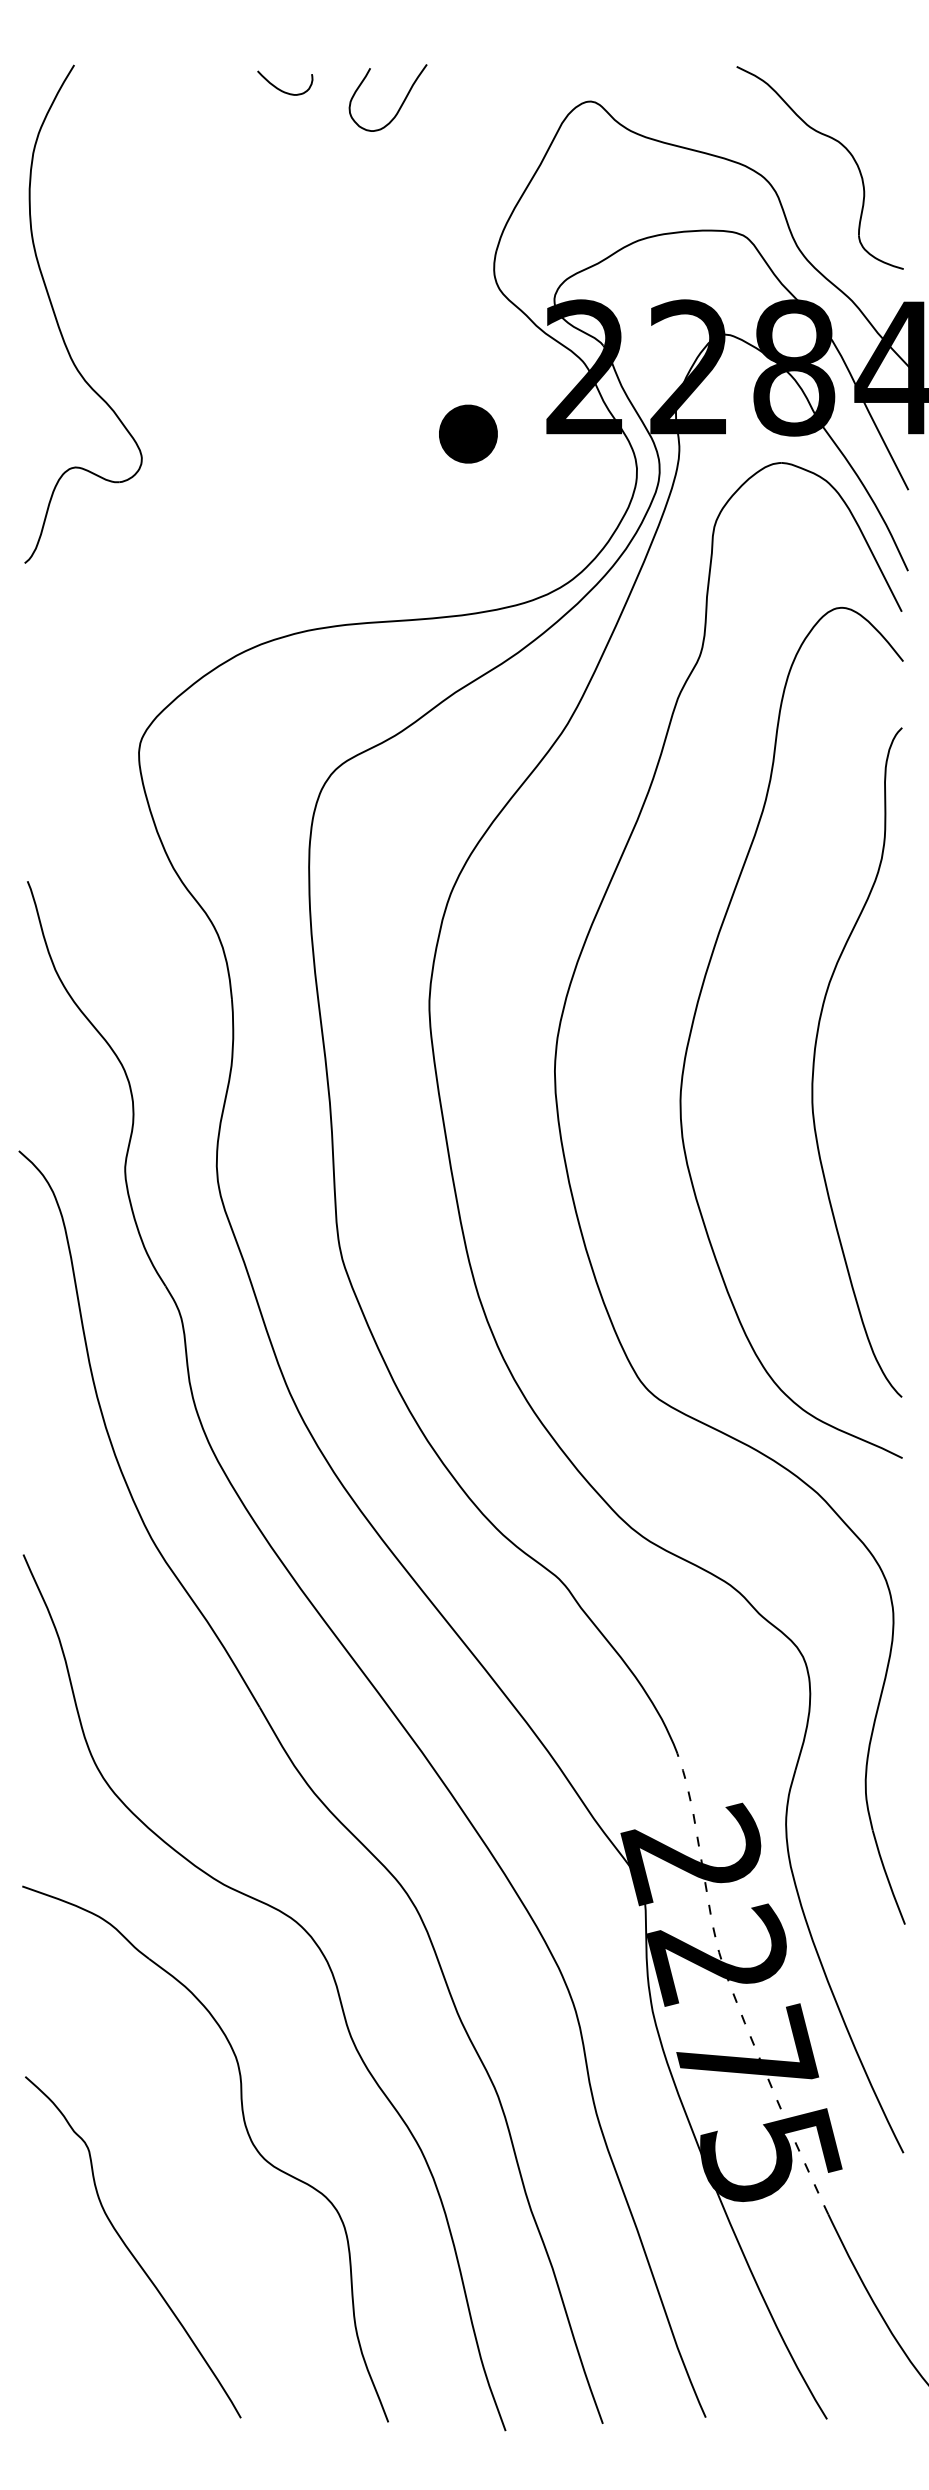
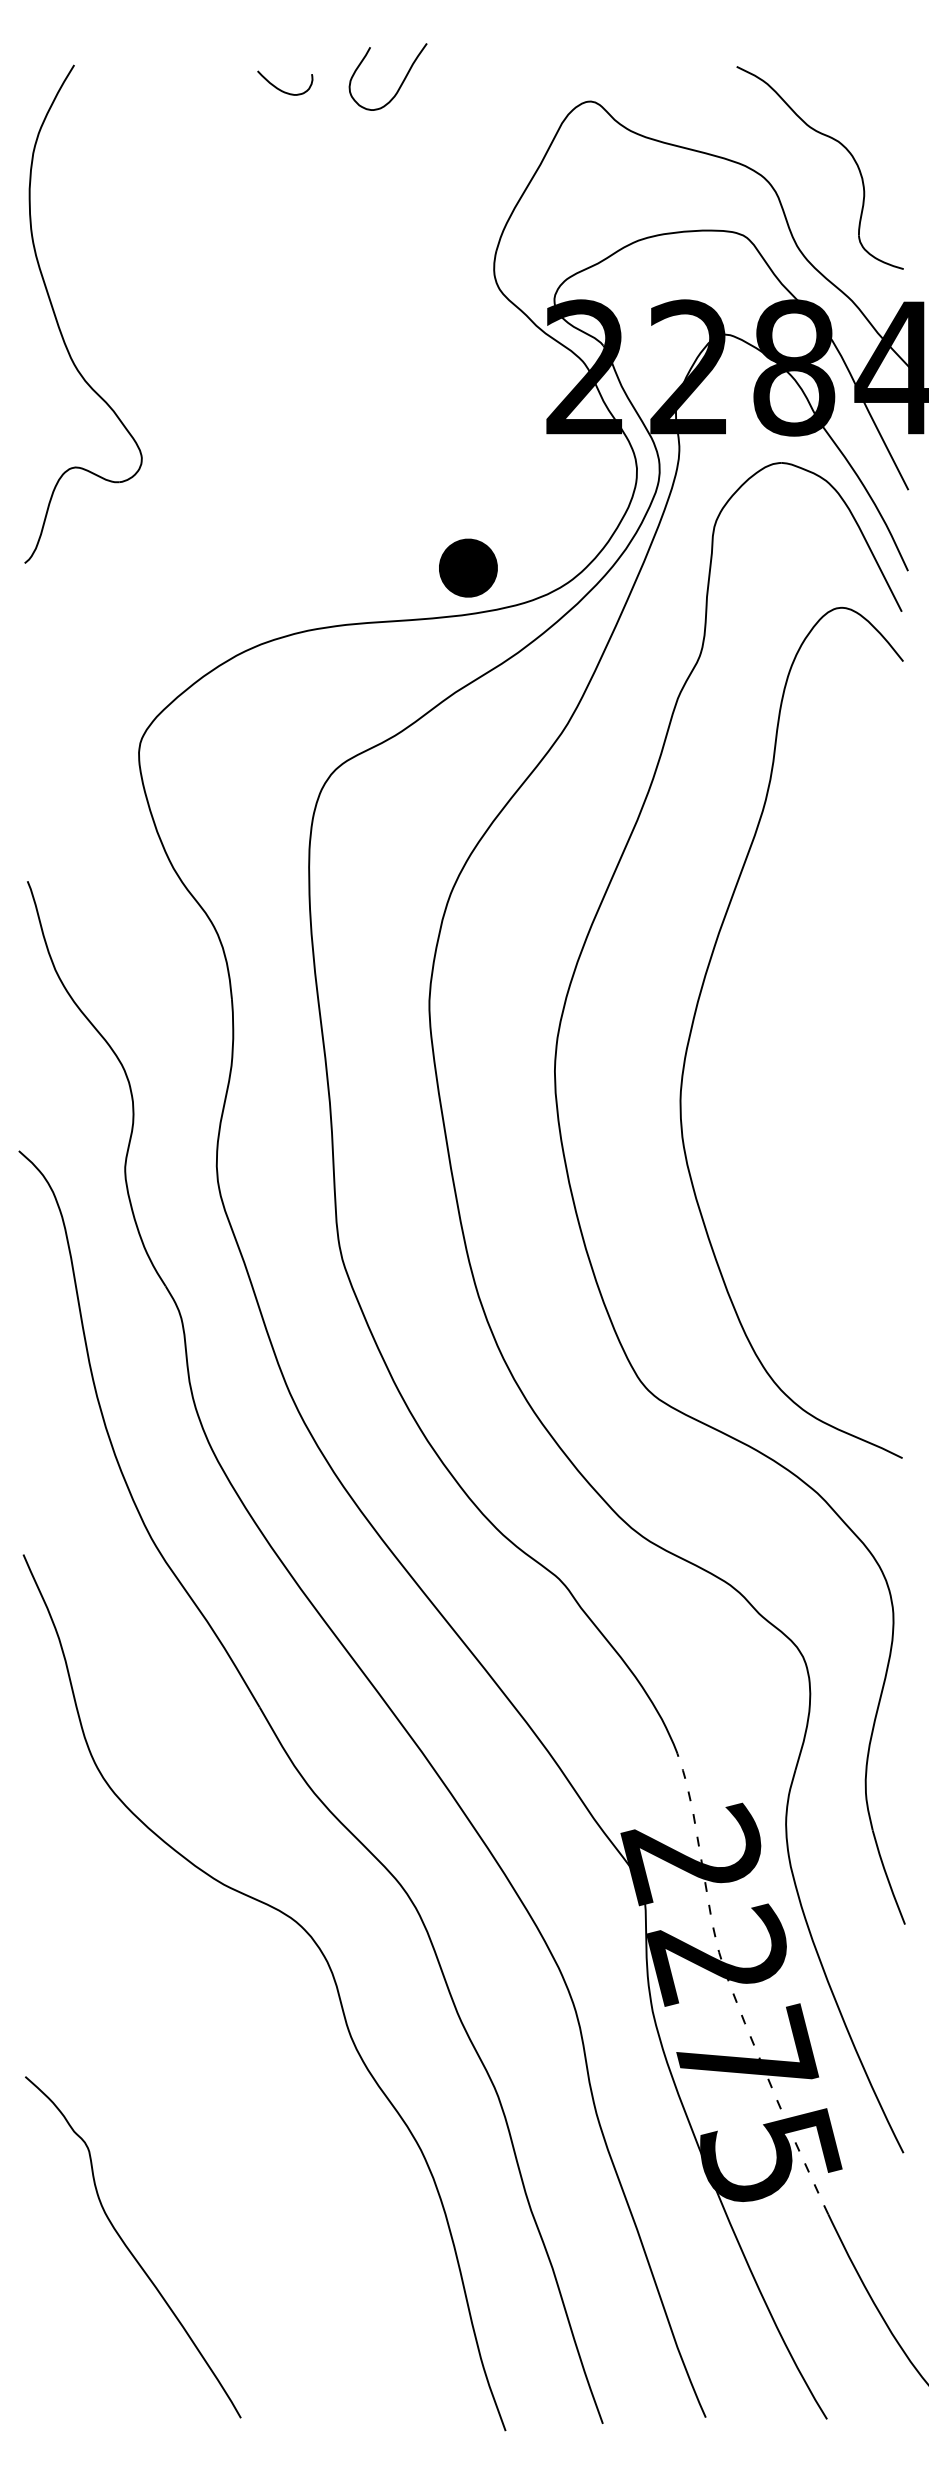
curve position: (401, 103) -> (401, 82) (401, 82)
part position: (468, 433) -> (468, 567) (468, 567)
curve: present -> none (815, 1057)
part: present -> none (247, 2134)
